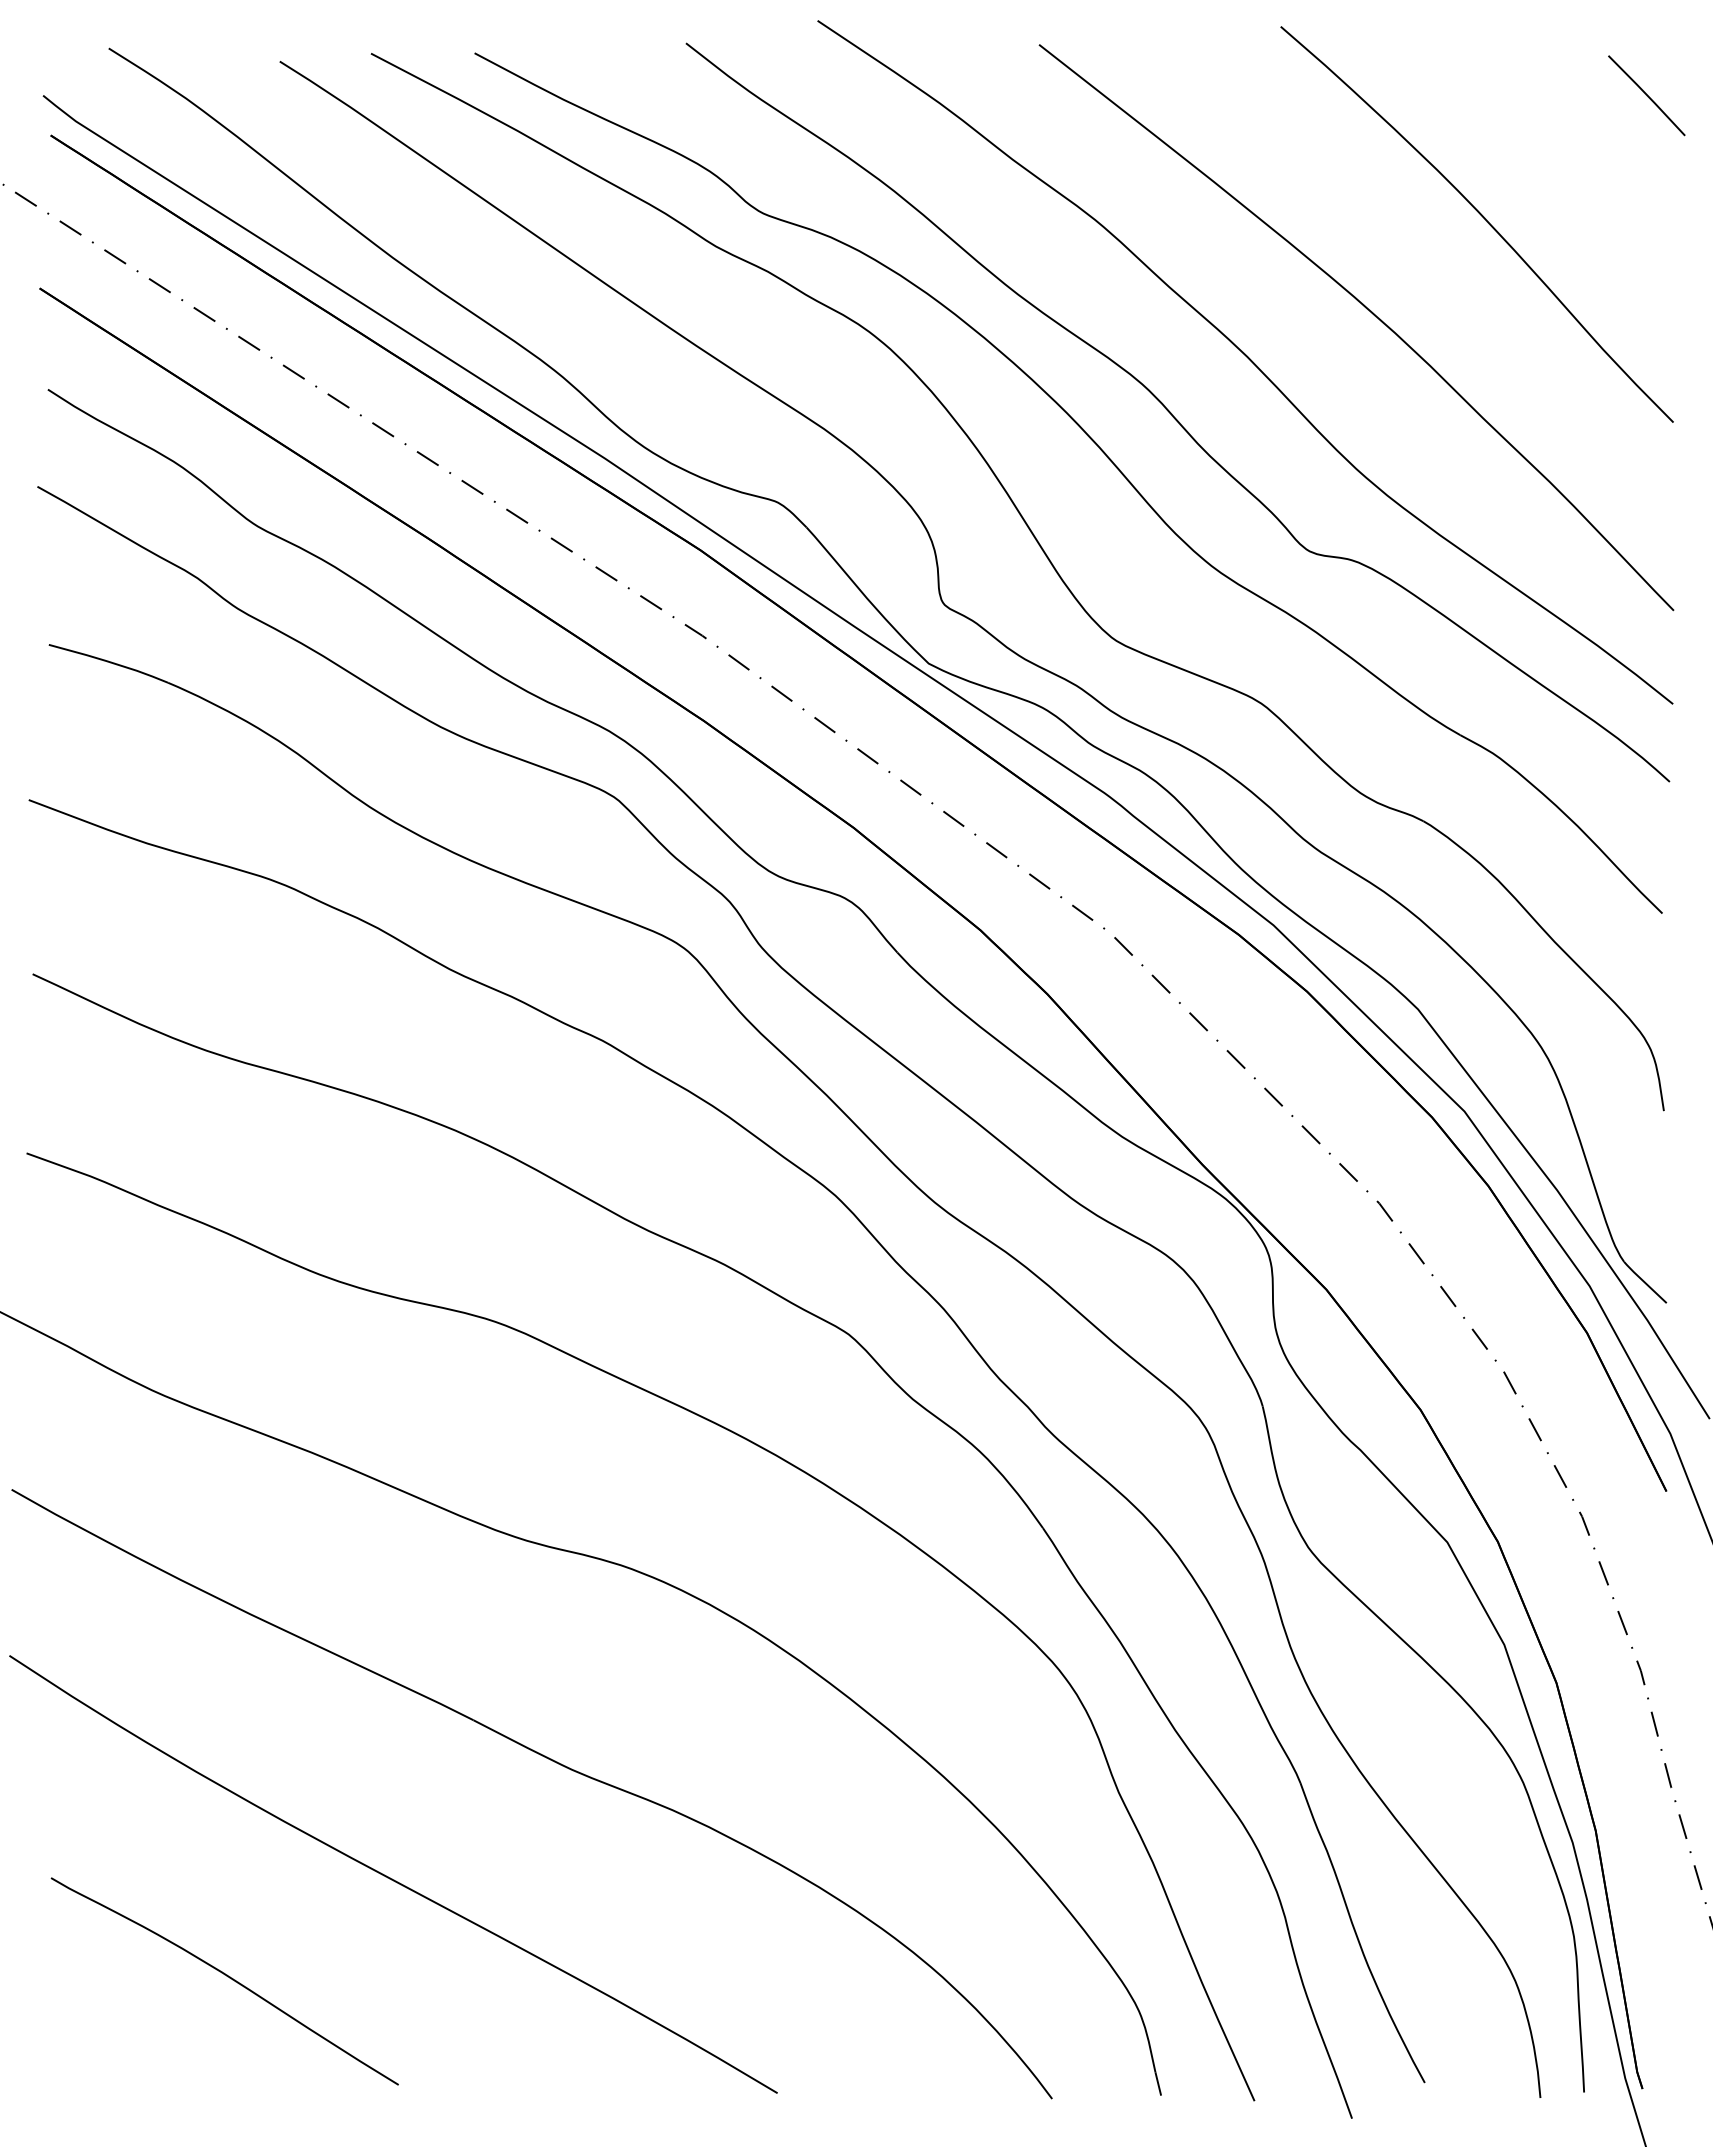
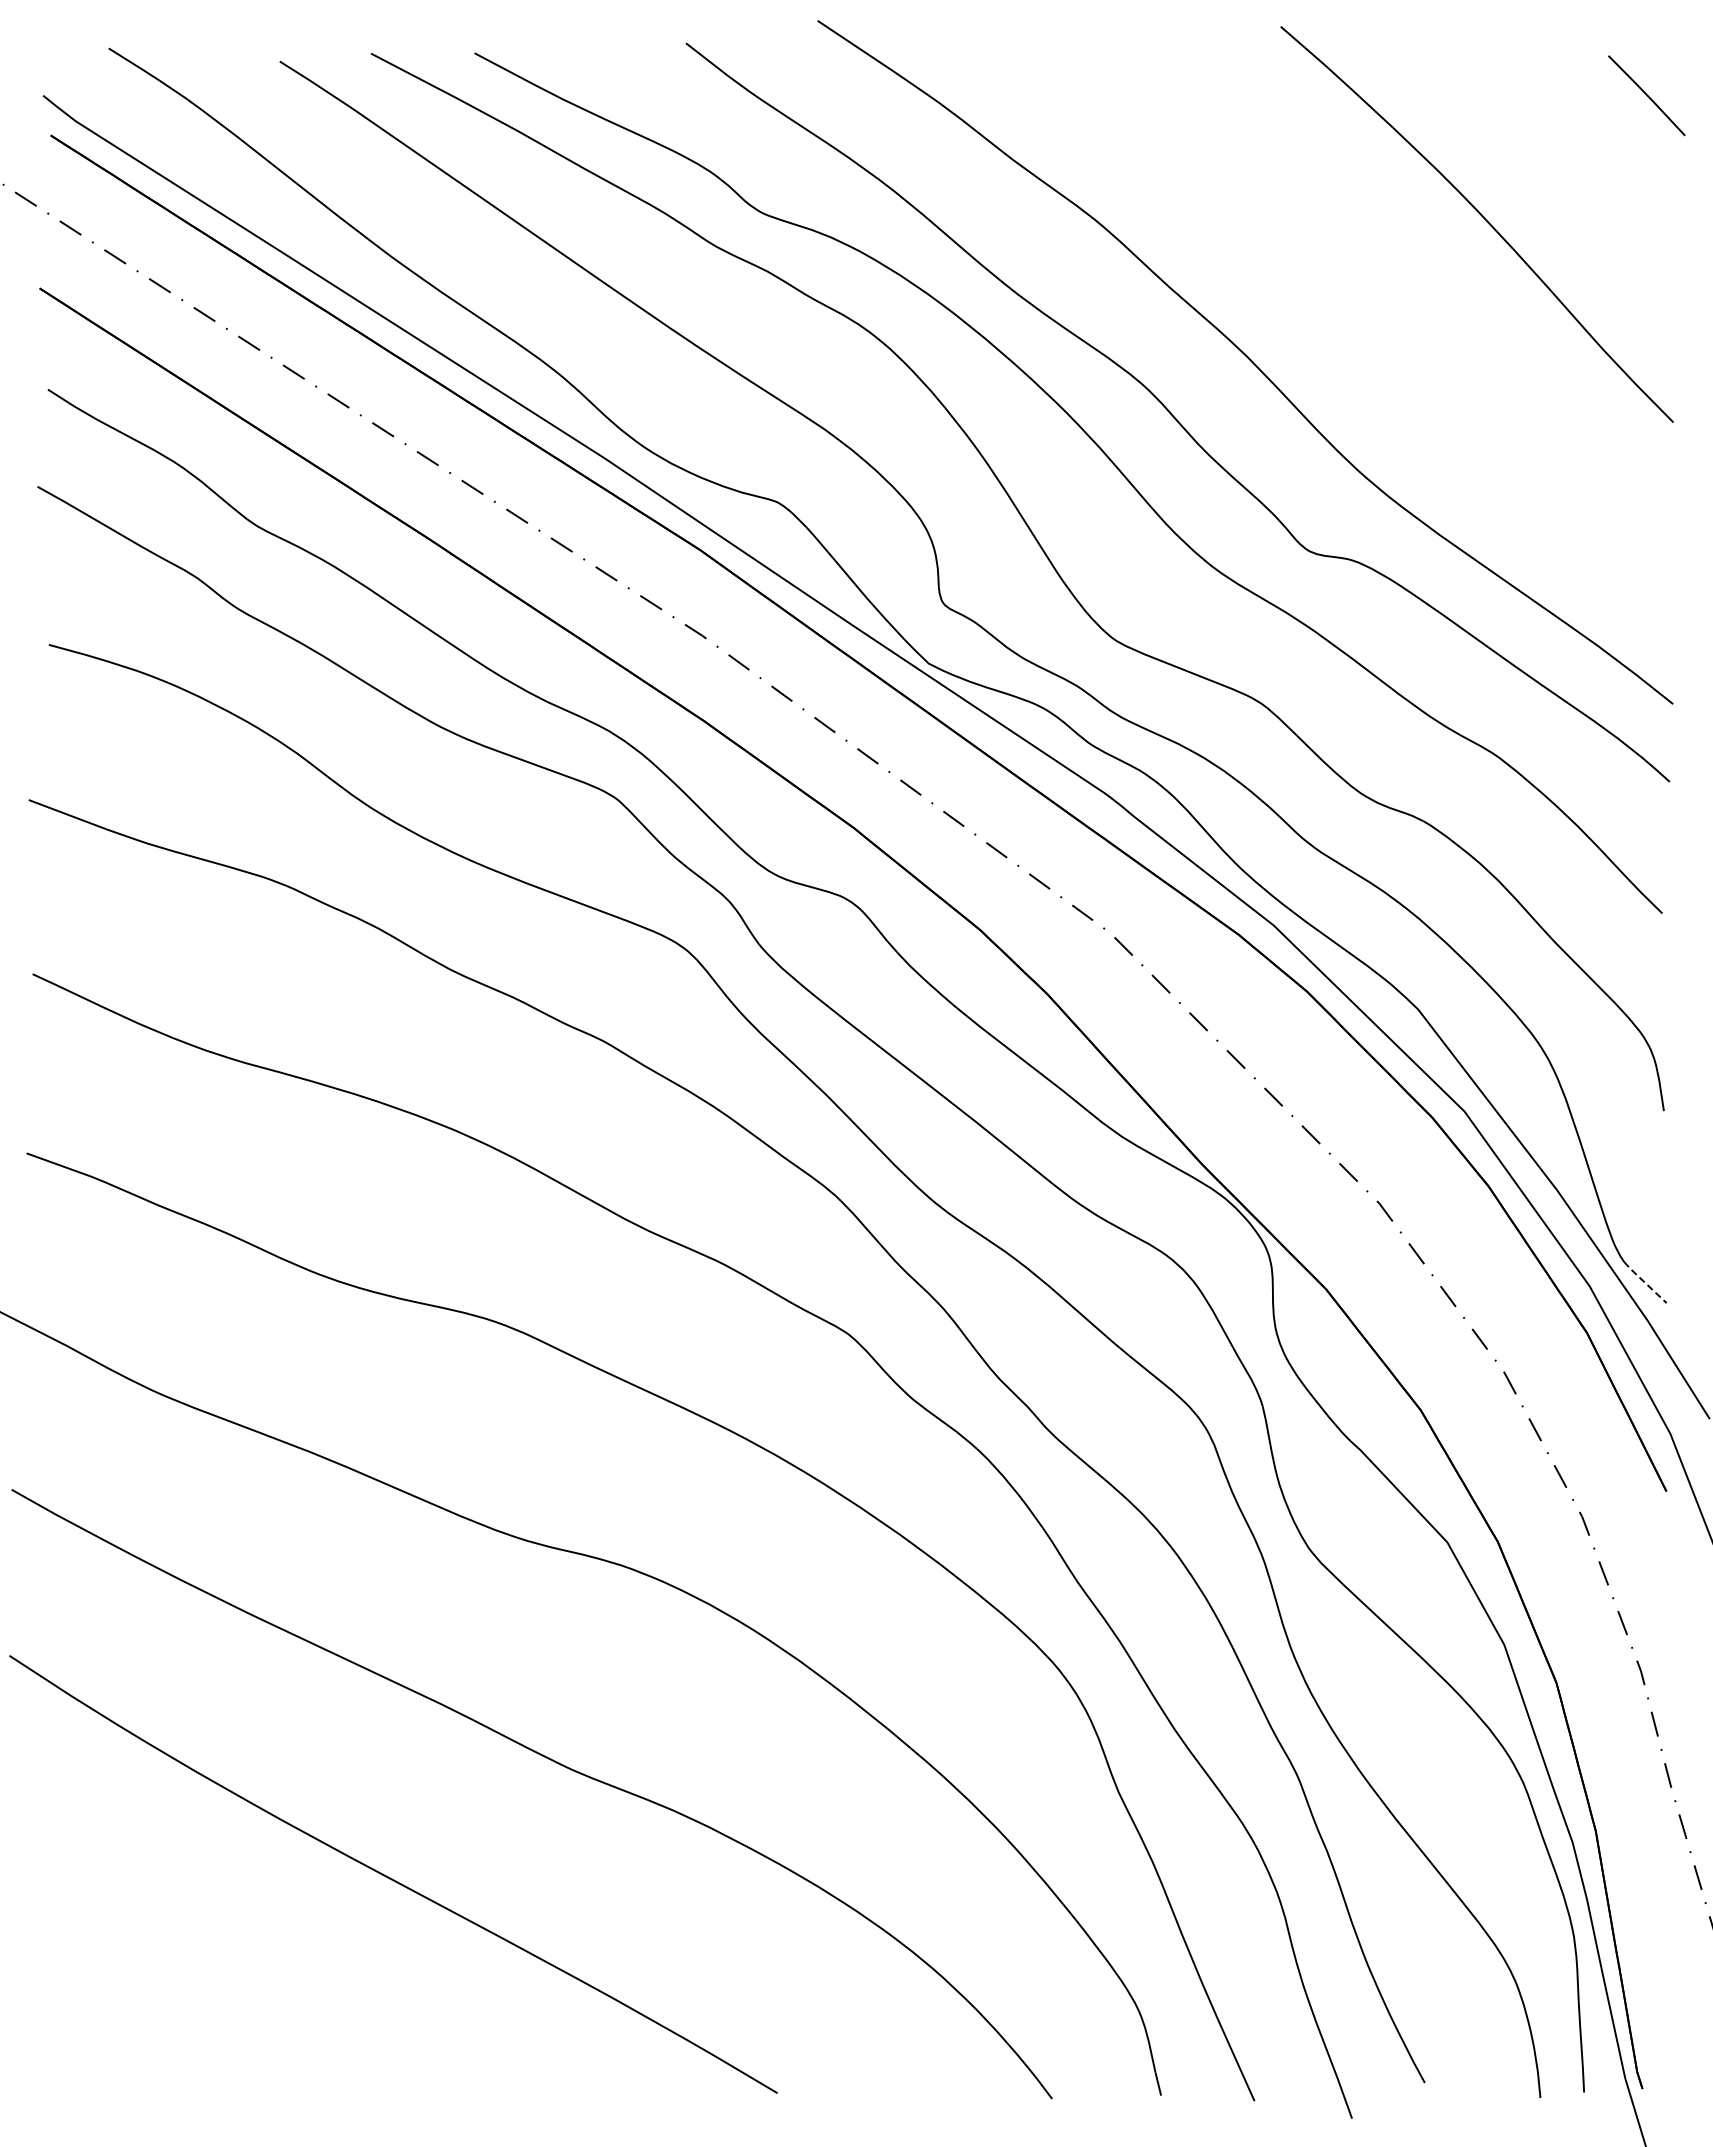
curve: present -> none (1370, 312)
line: solid -> dashed (1644, 1282)
curve: present -> none (226, 1976)
